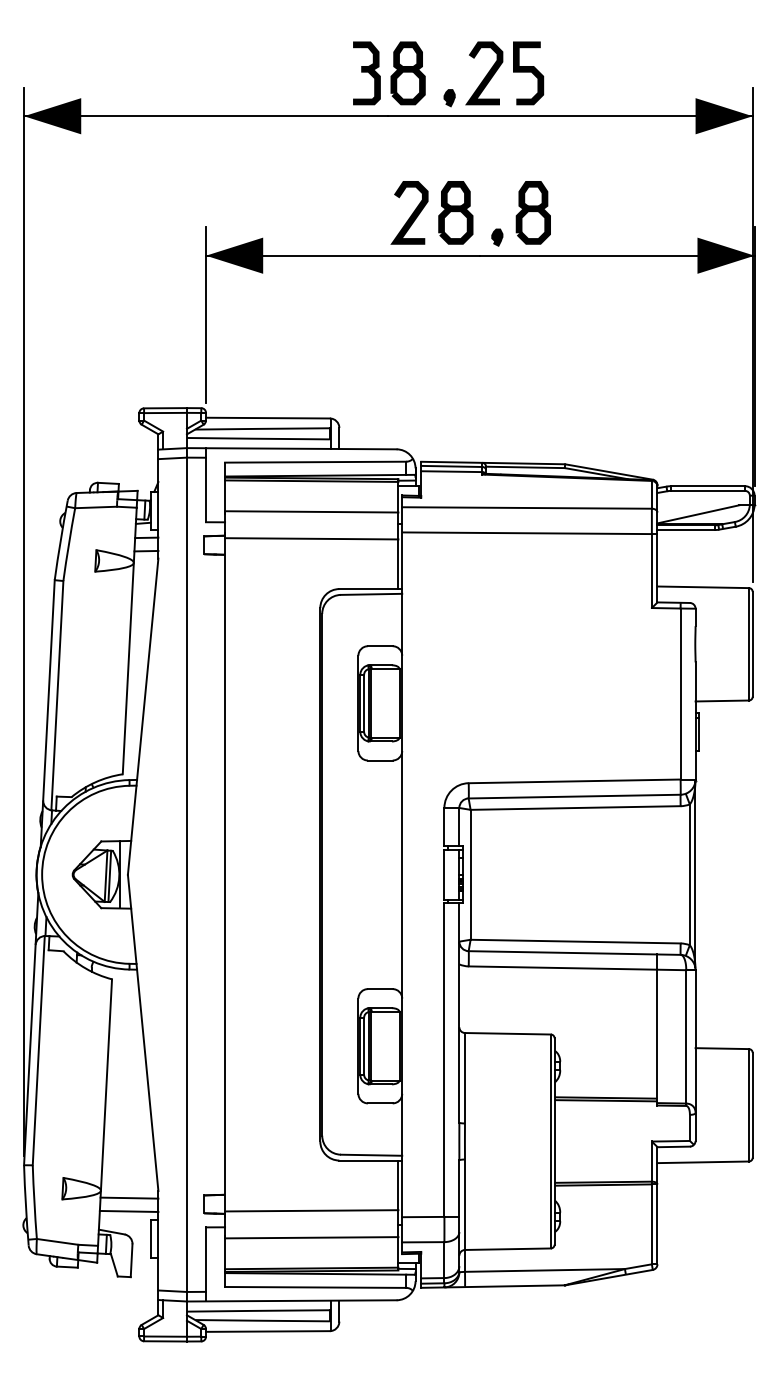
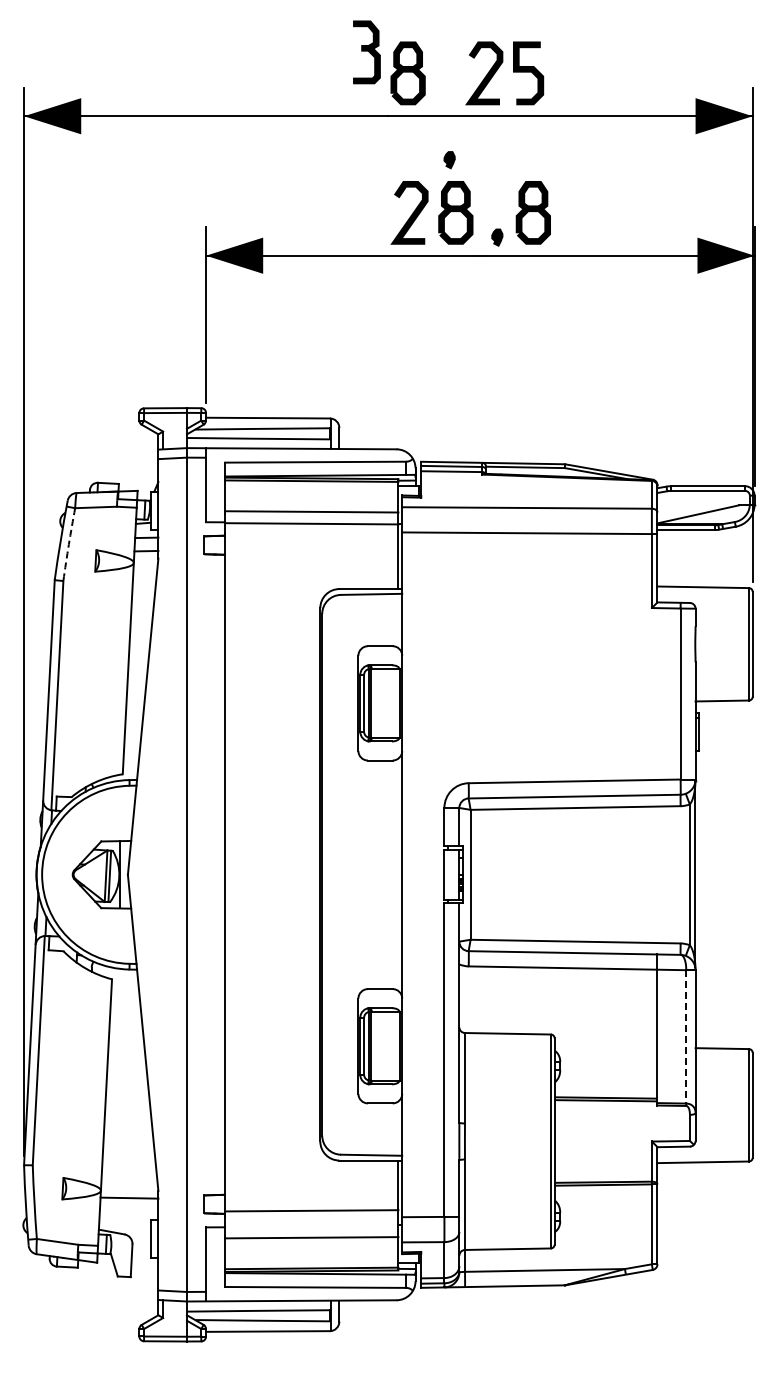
part position: (366, 73) -> (366, 52) (366, 52)
part position: (449, 98) -> (449, 160) (449, 160)
line position: (311, 538) -> (311, 523) (311, 523)
arc: solid -> dashed (68, 544)
line: solid -> dashed (686, 1036)
line: present -> none (128, 1210)
